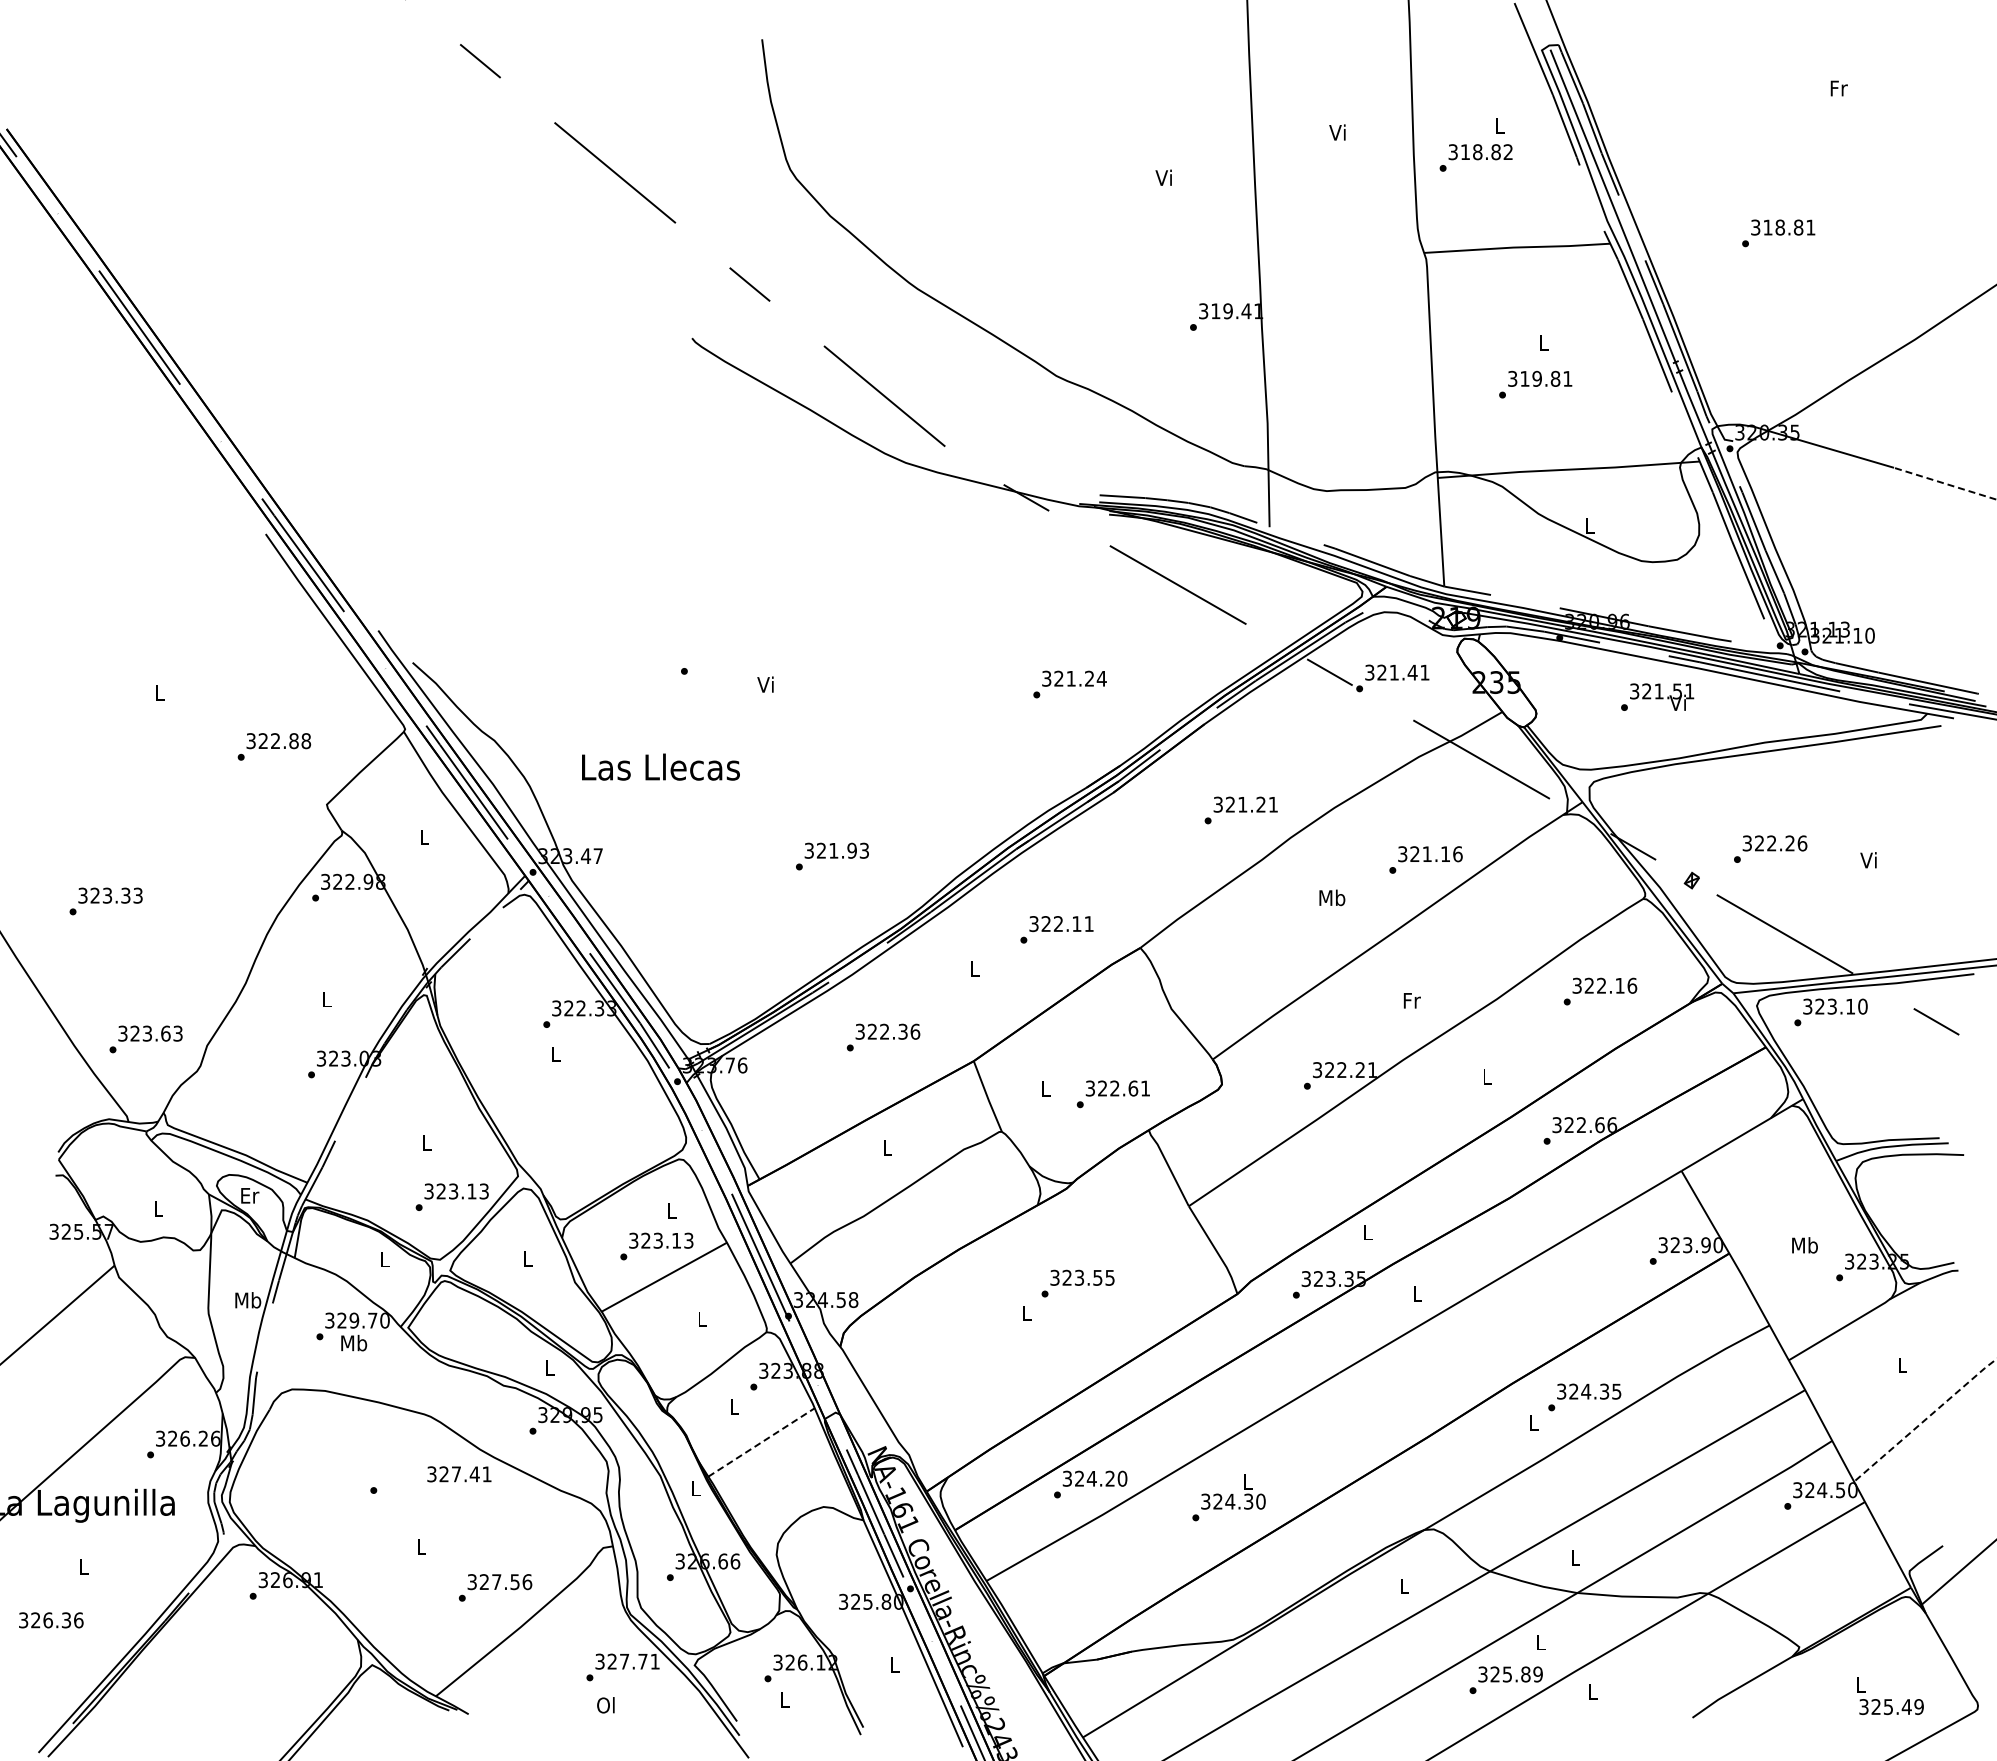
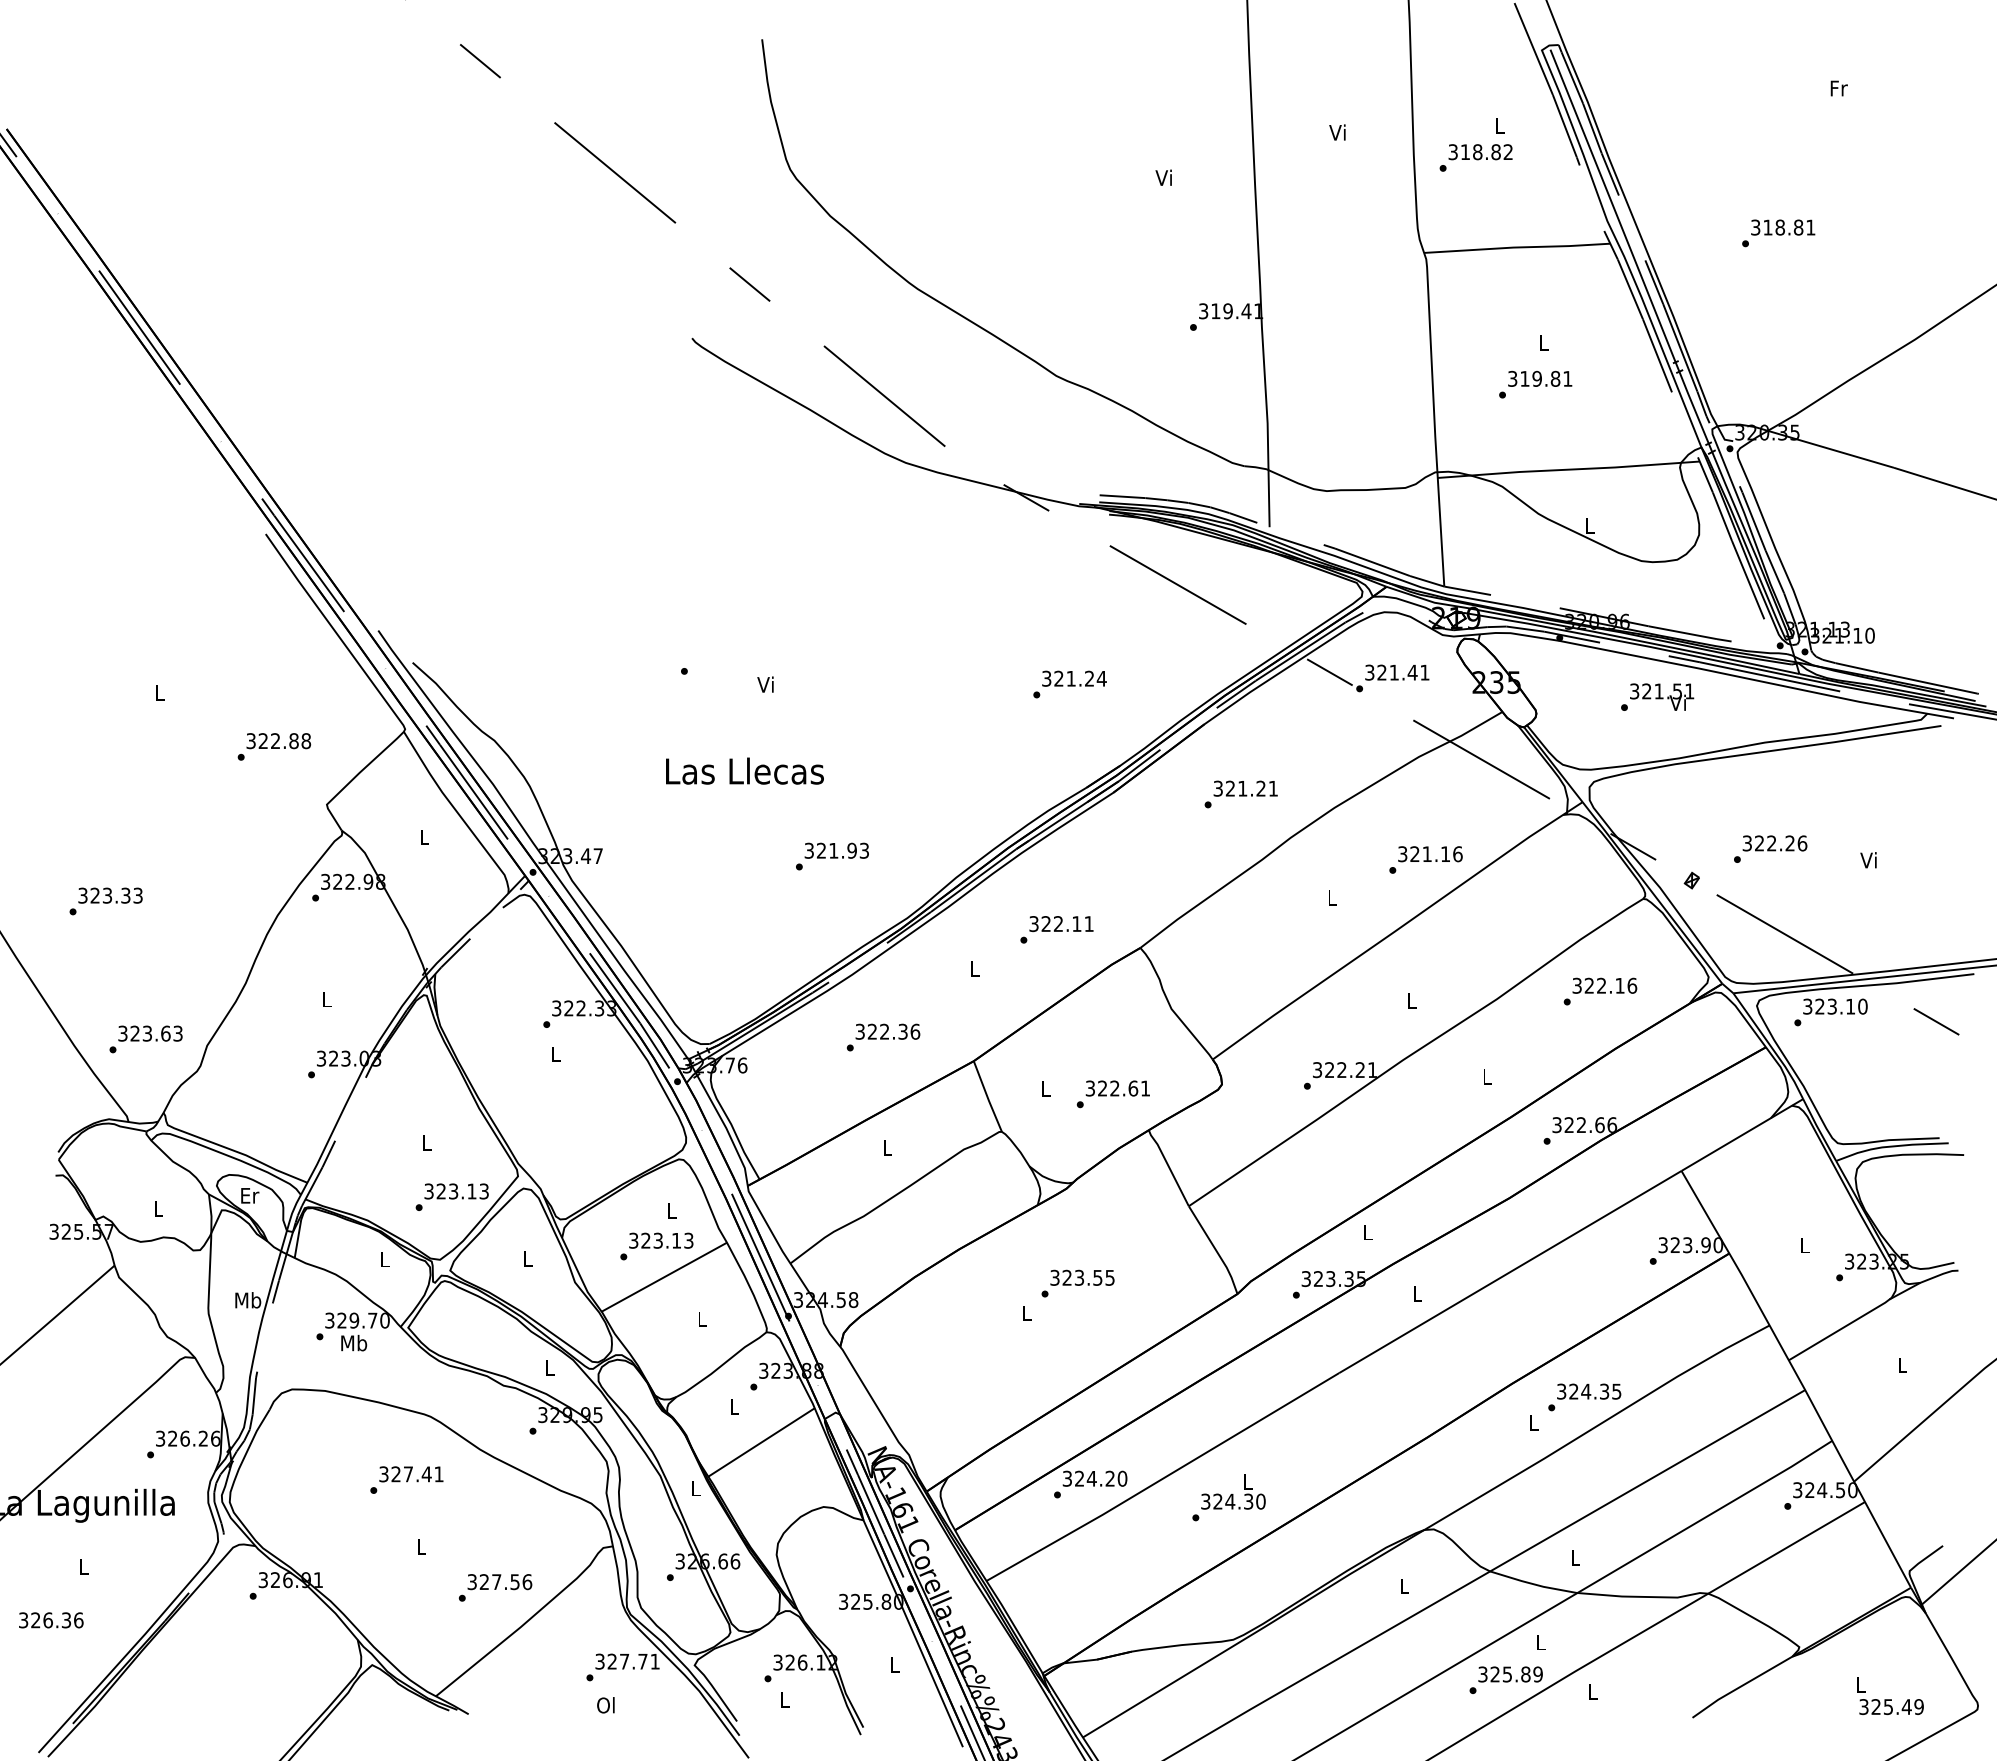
line: dashed -> solid (1945, 483)
text position: (660, 766) -> (744, 770) (744, 770)
text position: (1240, 810) -> (1240, 794) (1240, 794)
text: Mb -> L (1332, 897)
text: Fr -> L (1411, 1000)
text: Mb -> L (1804, 1245)
line: dashed -> solid (1925, 1419)
line: dashed -> solid (761, 1442)
text position: (459, 1474) -> (411, 1474) (411, 1474)
